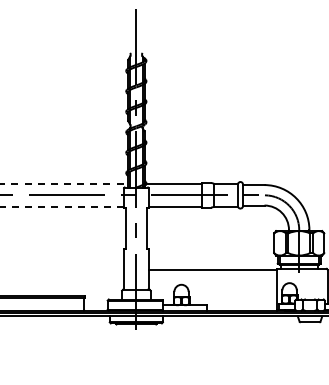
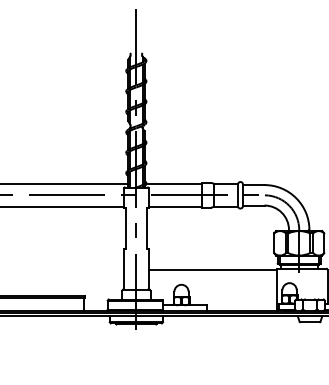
line: dashed -> solid (64, 184)
line: dashed -> solid (62, 206)
